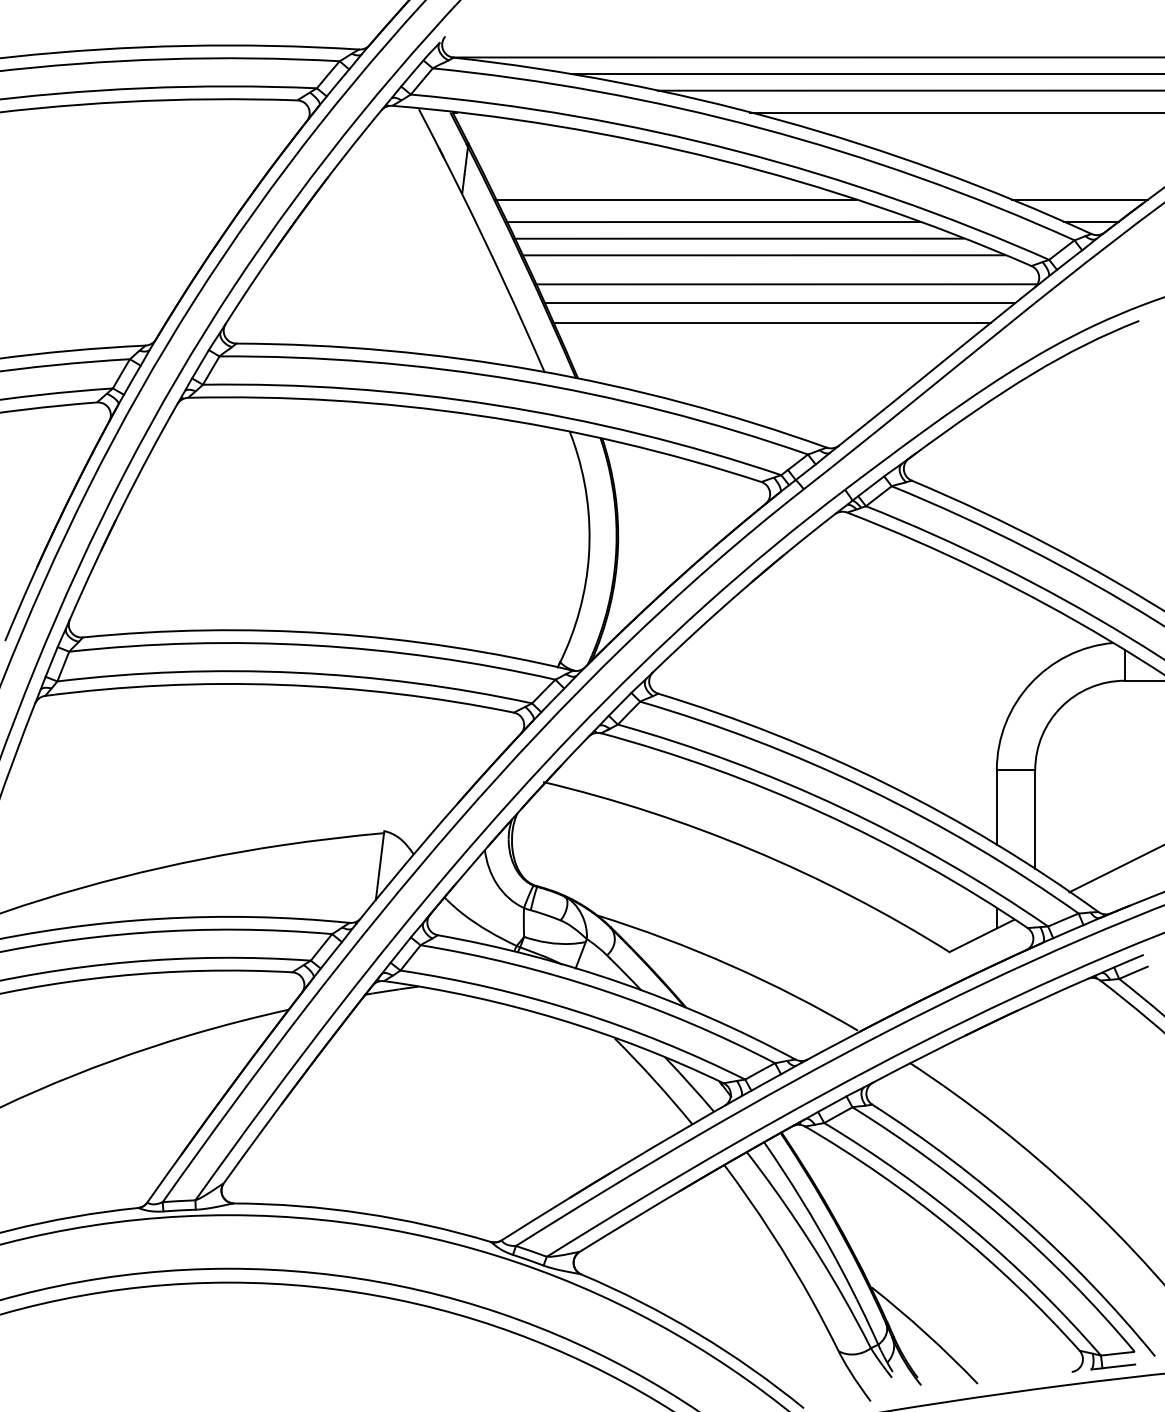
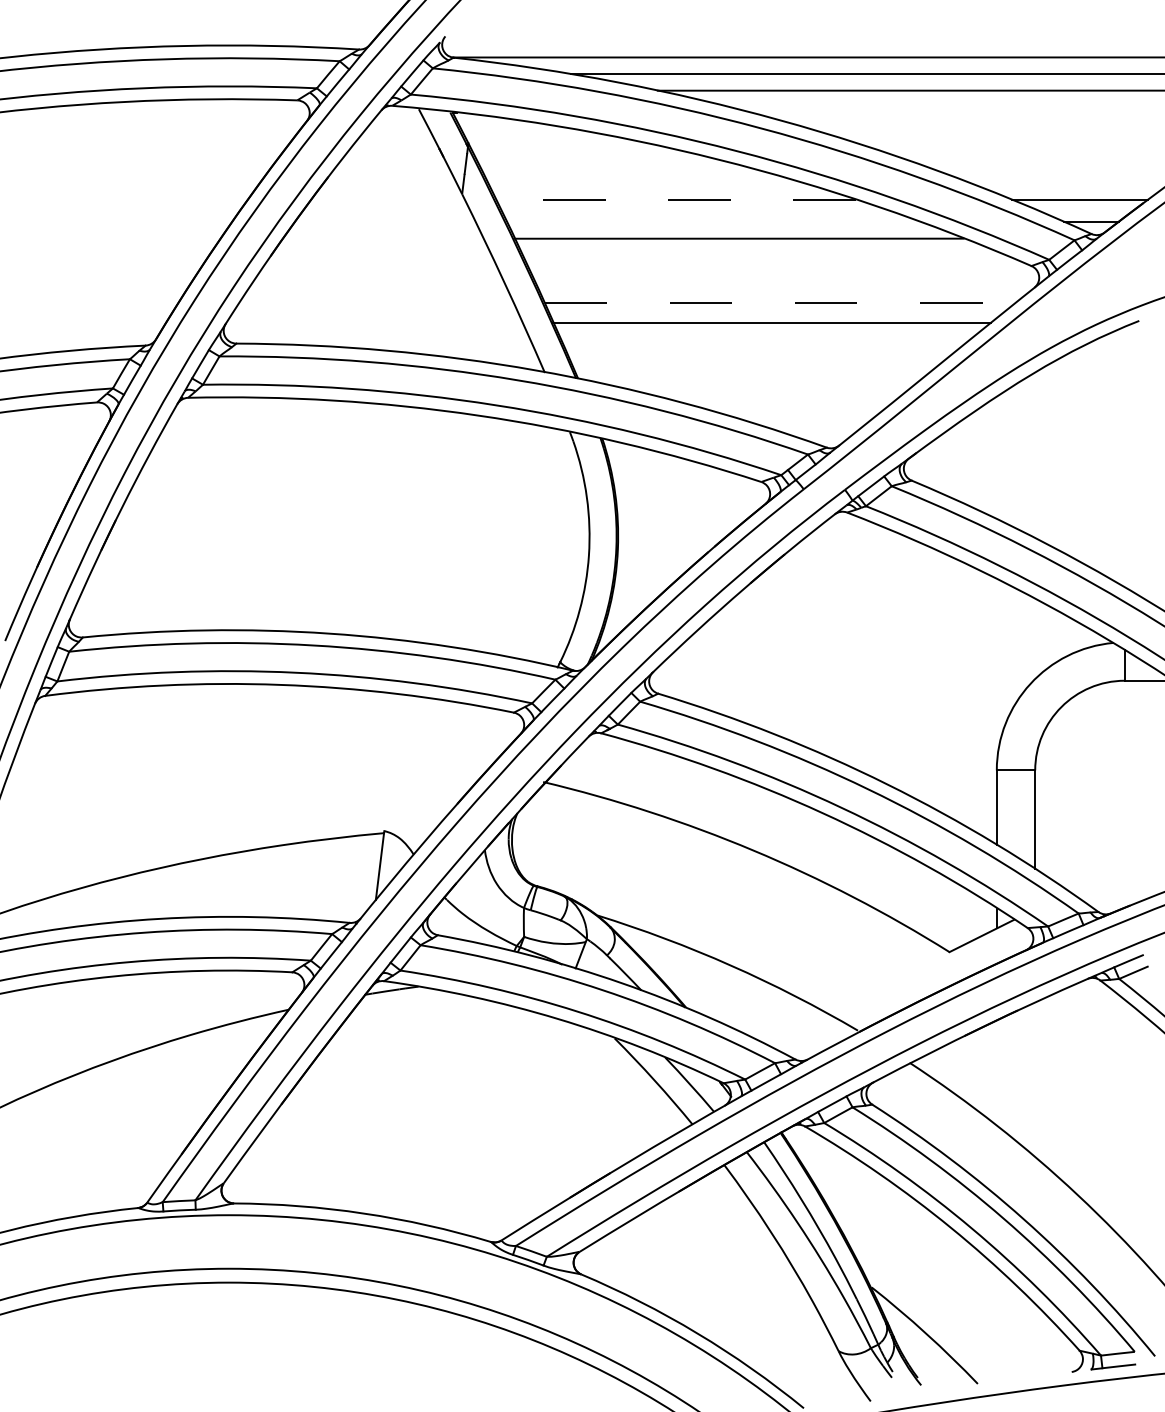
line: present -> none (955, 112)
line: solid -> dashed (675, 199)
line: present -> none (713, 222)
line: present -> none (763, 255)
line: present -> none (786, 284)
line: solid -> dashed (780, 303)
line: present -> none (1115, 869)
